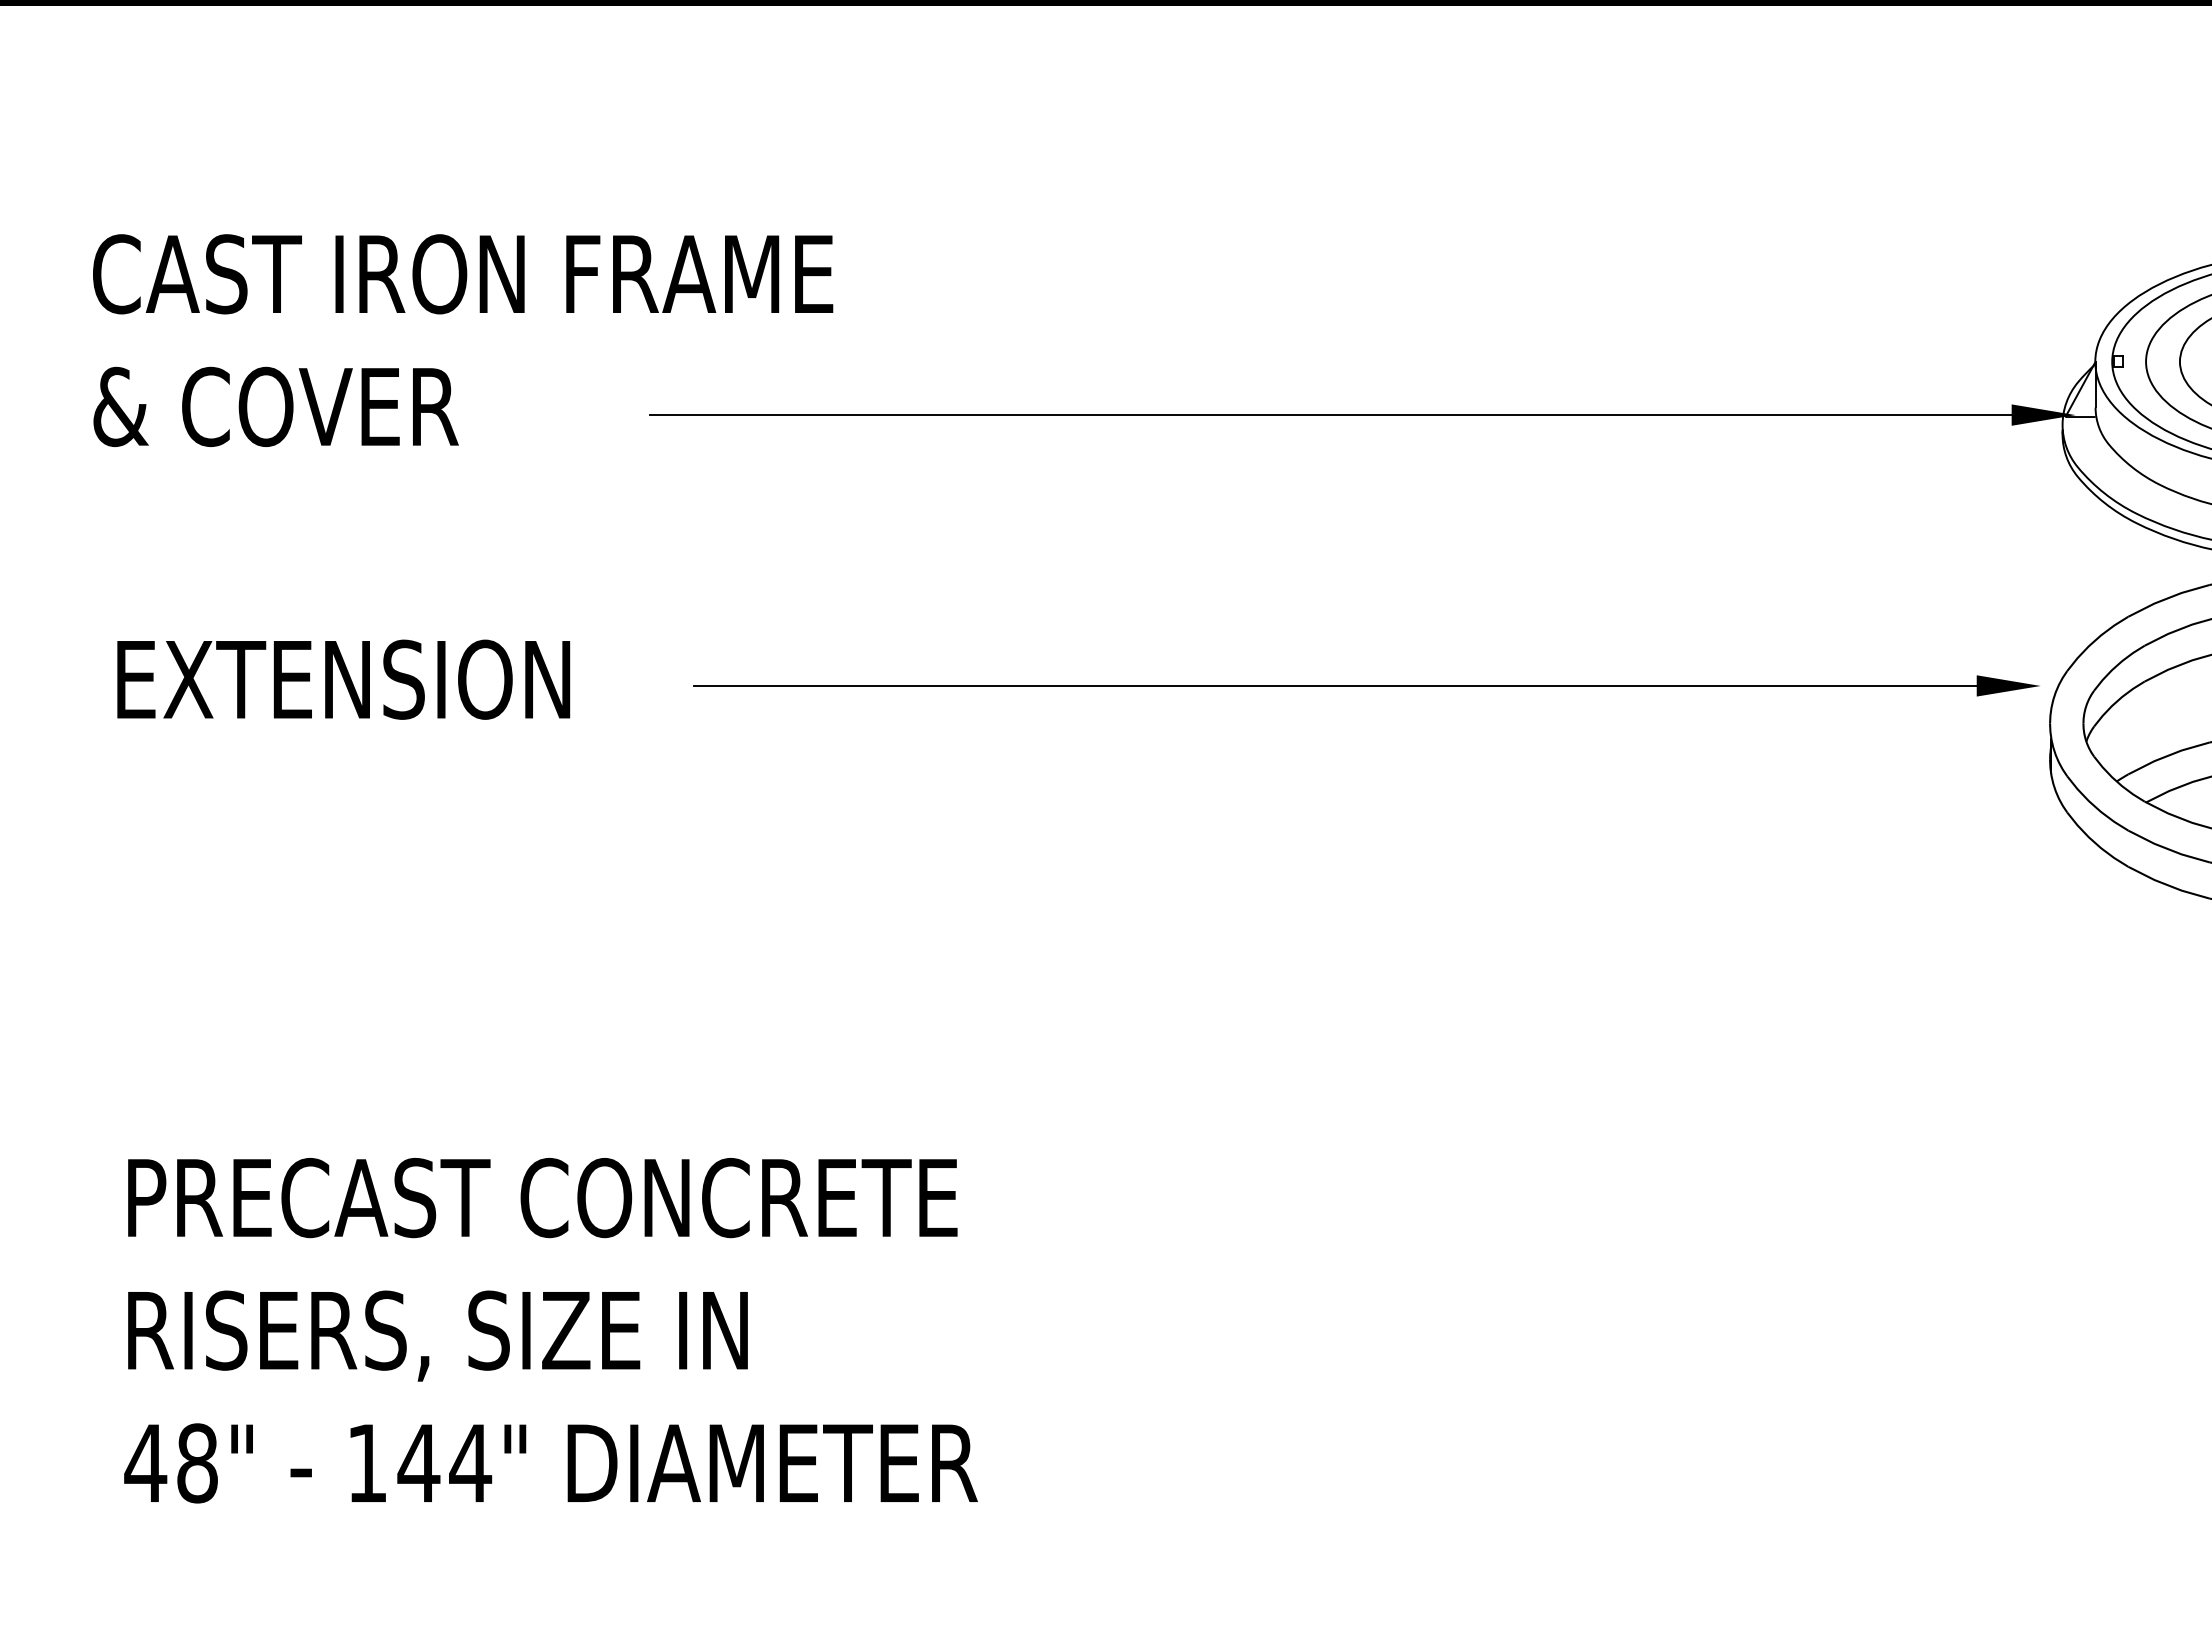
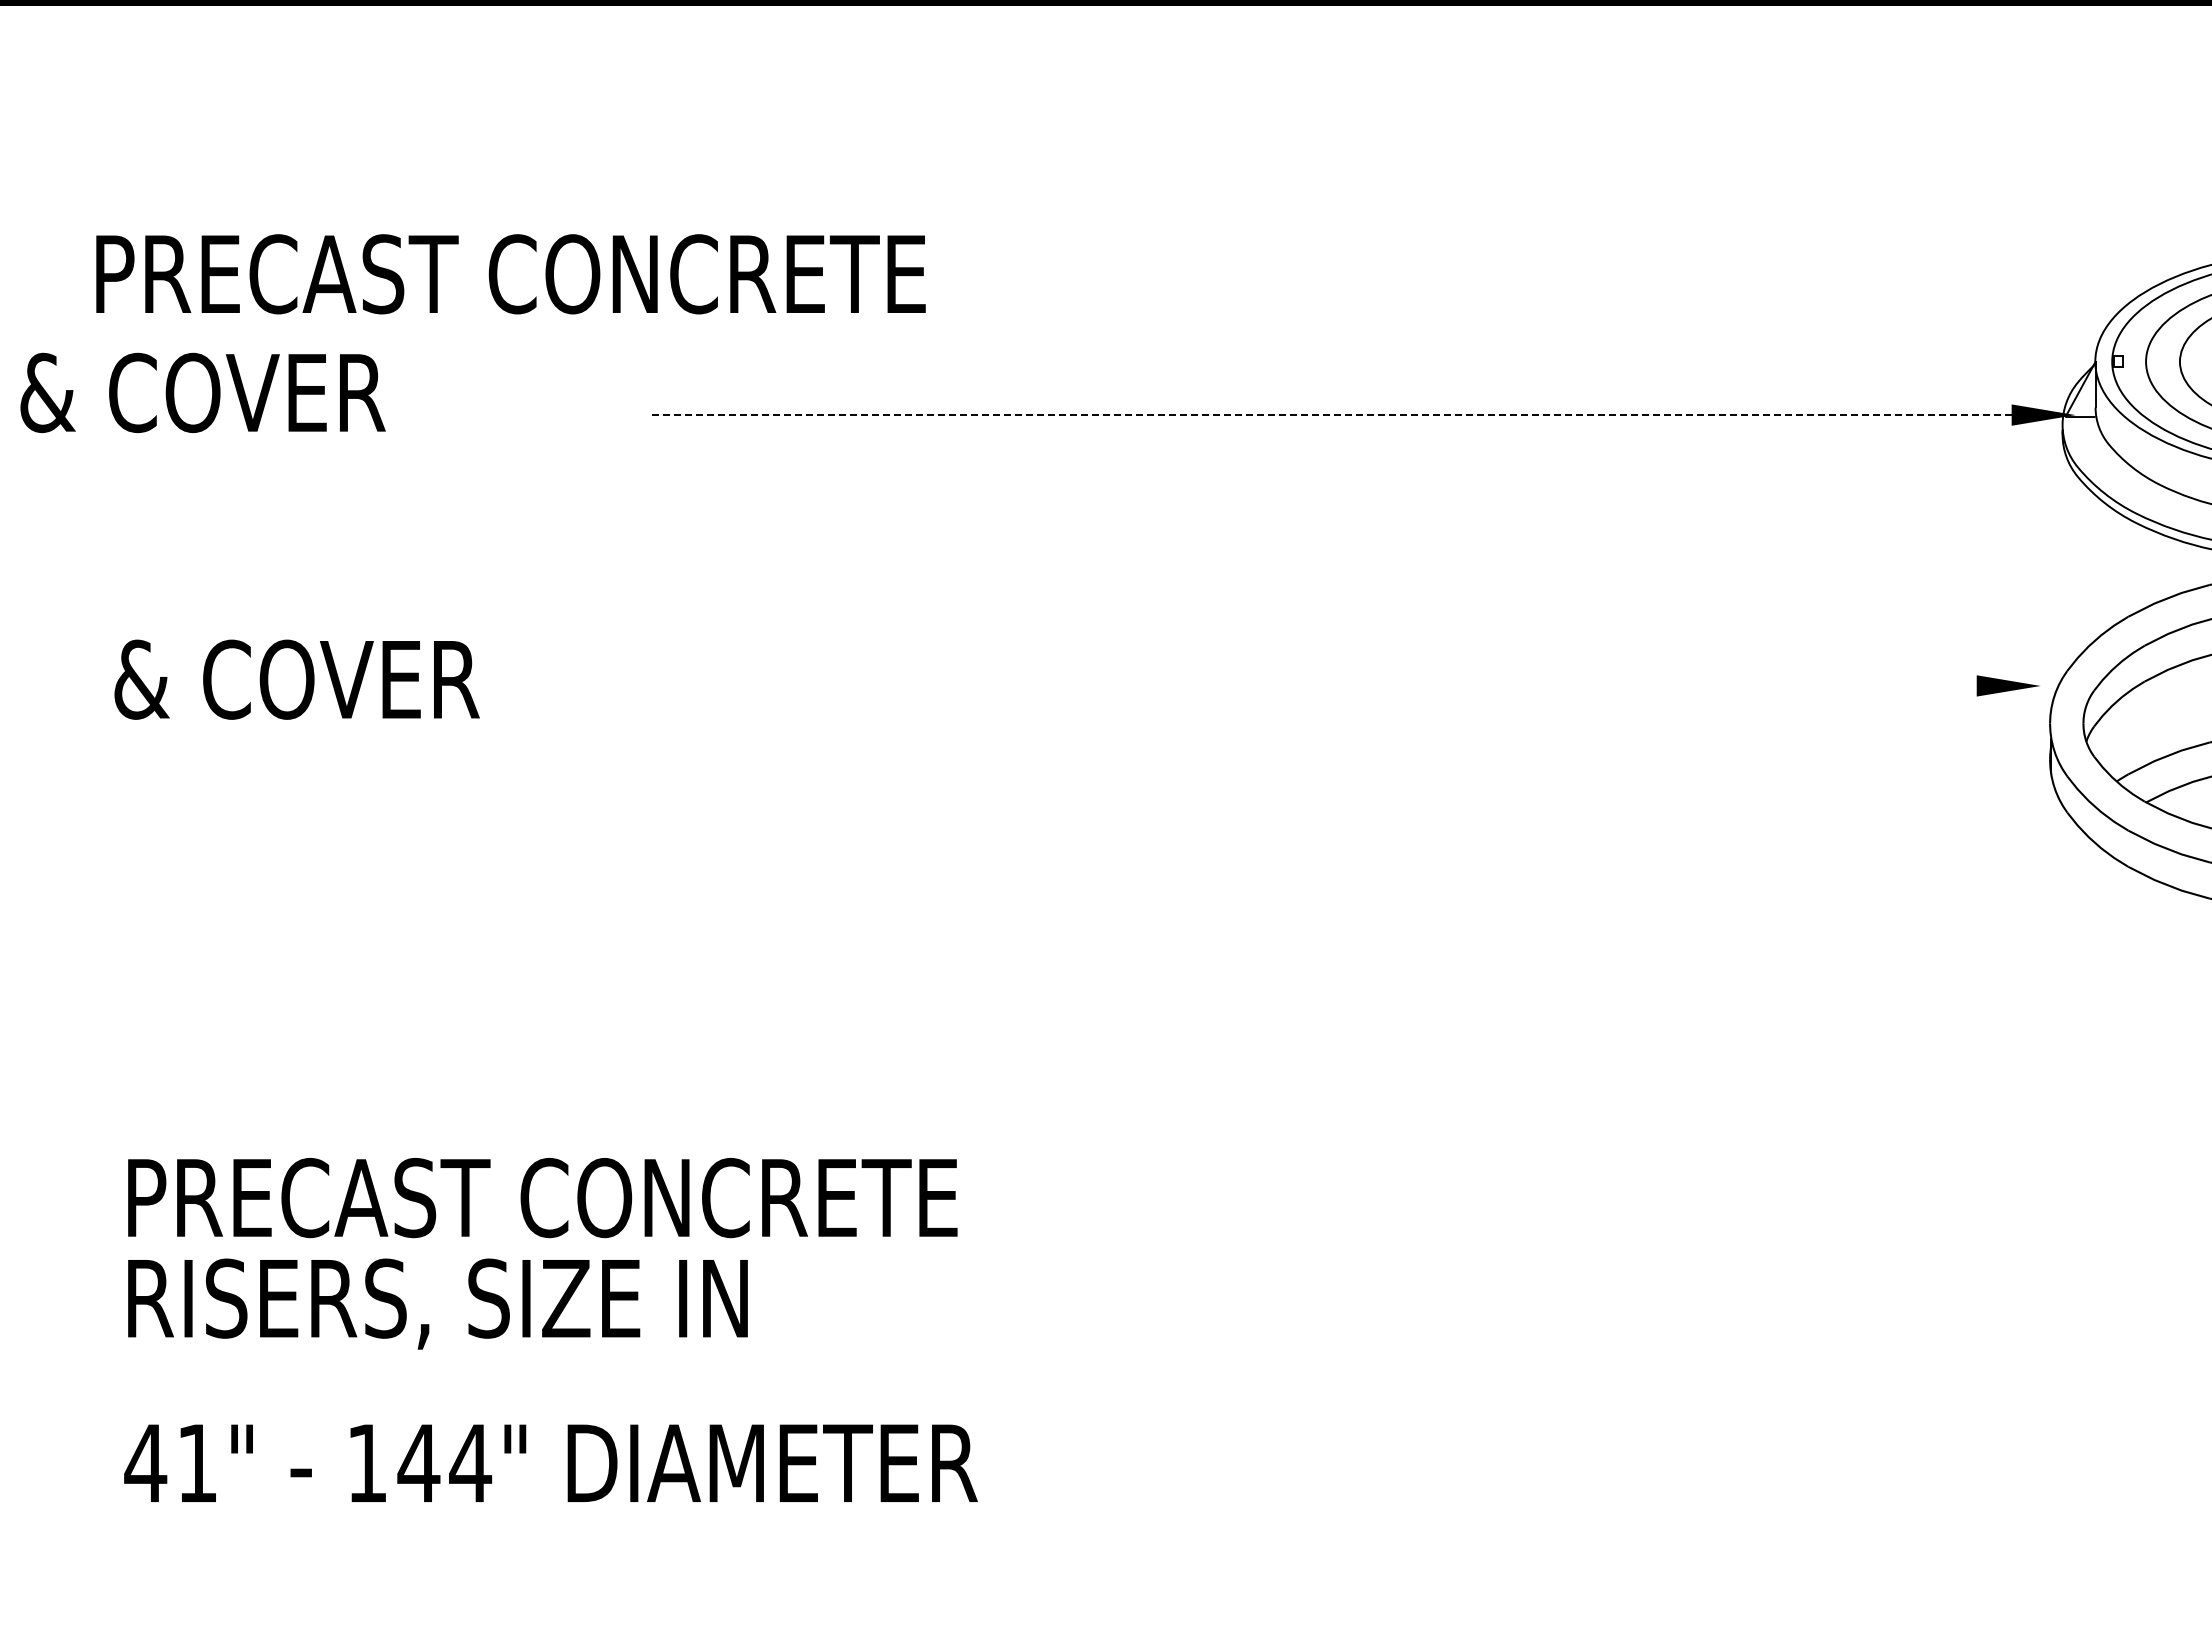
text: CAST IRON FRAME -> PRECAST CONCRETE (509, 274)
text position: (275, 406) -> (202, 392) (202, 392)
line: solid -> dashed (1331, 415)
text: EXTENSION -> & COVER (342, 679)
line: present -> none (1335, 685)
text position: (437, 1335) -> (437, 1303) (437, 1303)
text: 48" -> 41" (197, 1463)
